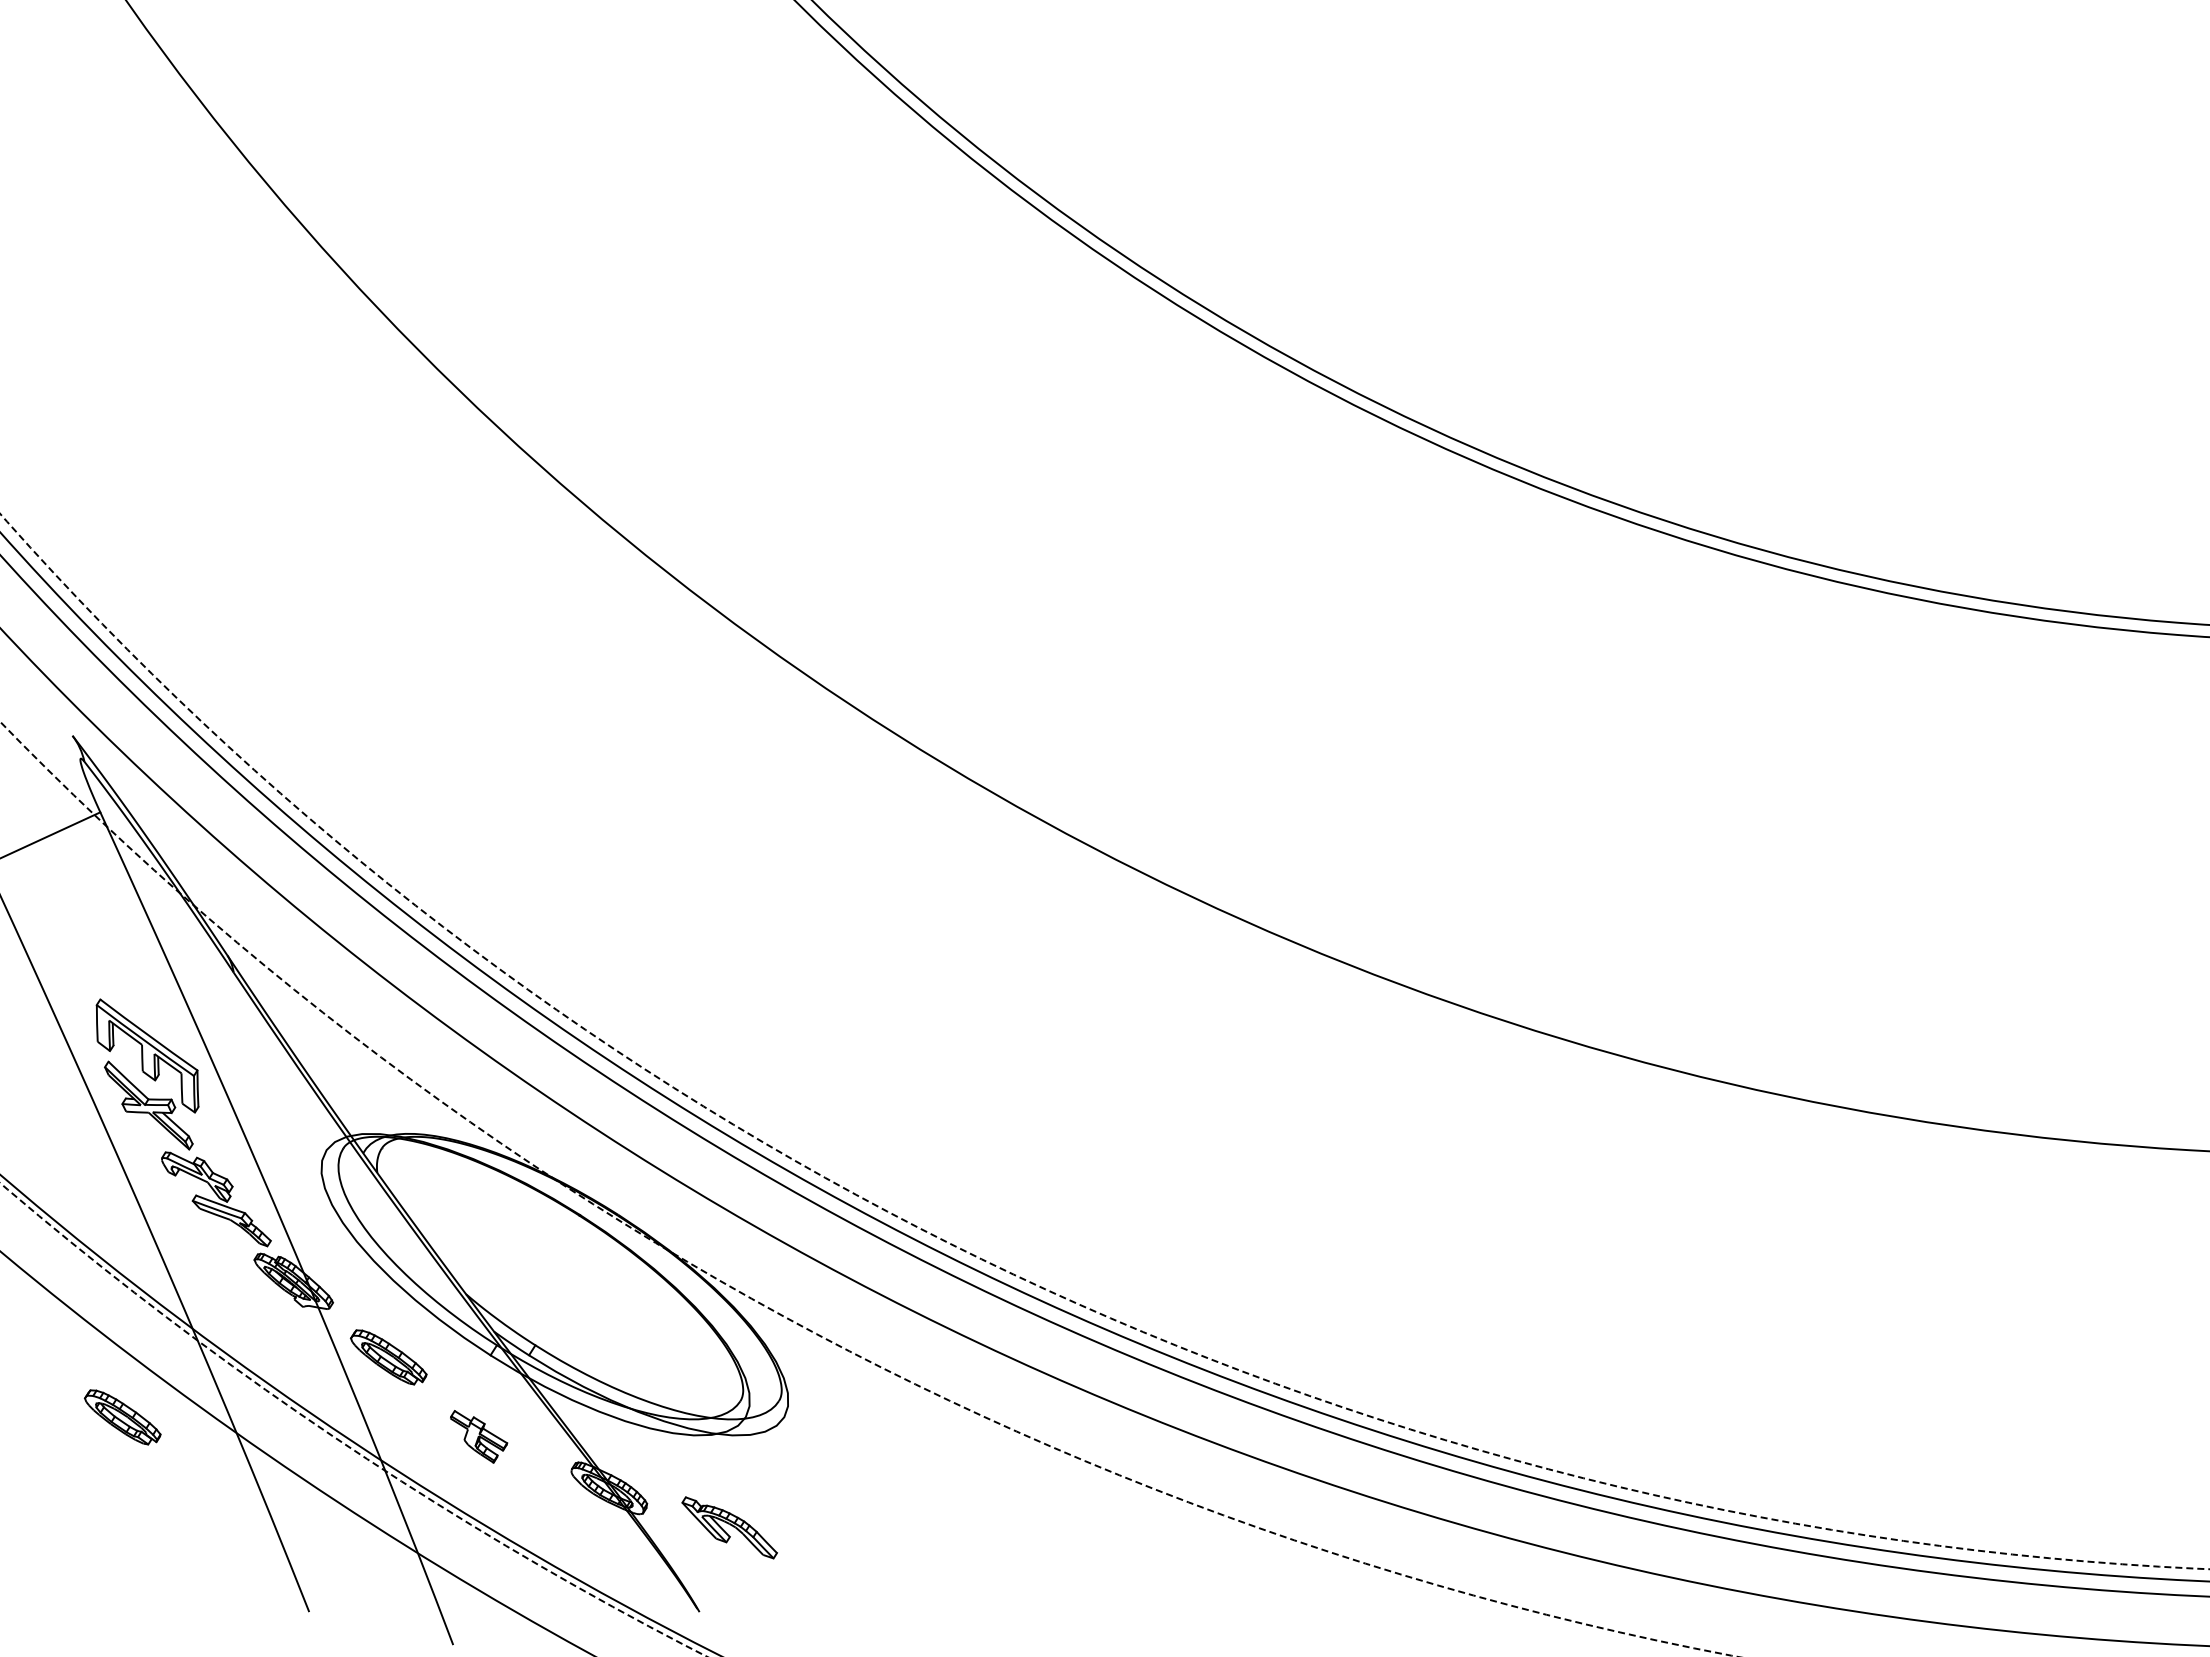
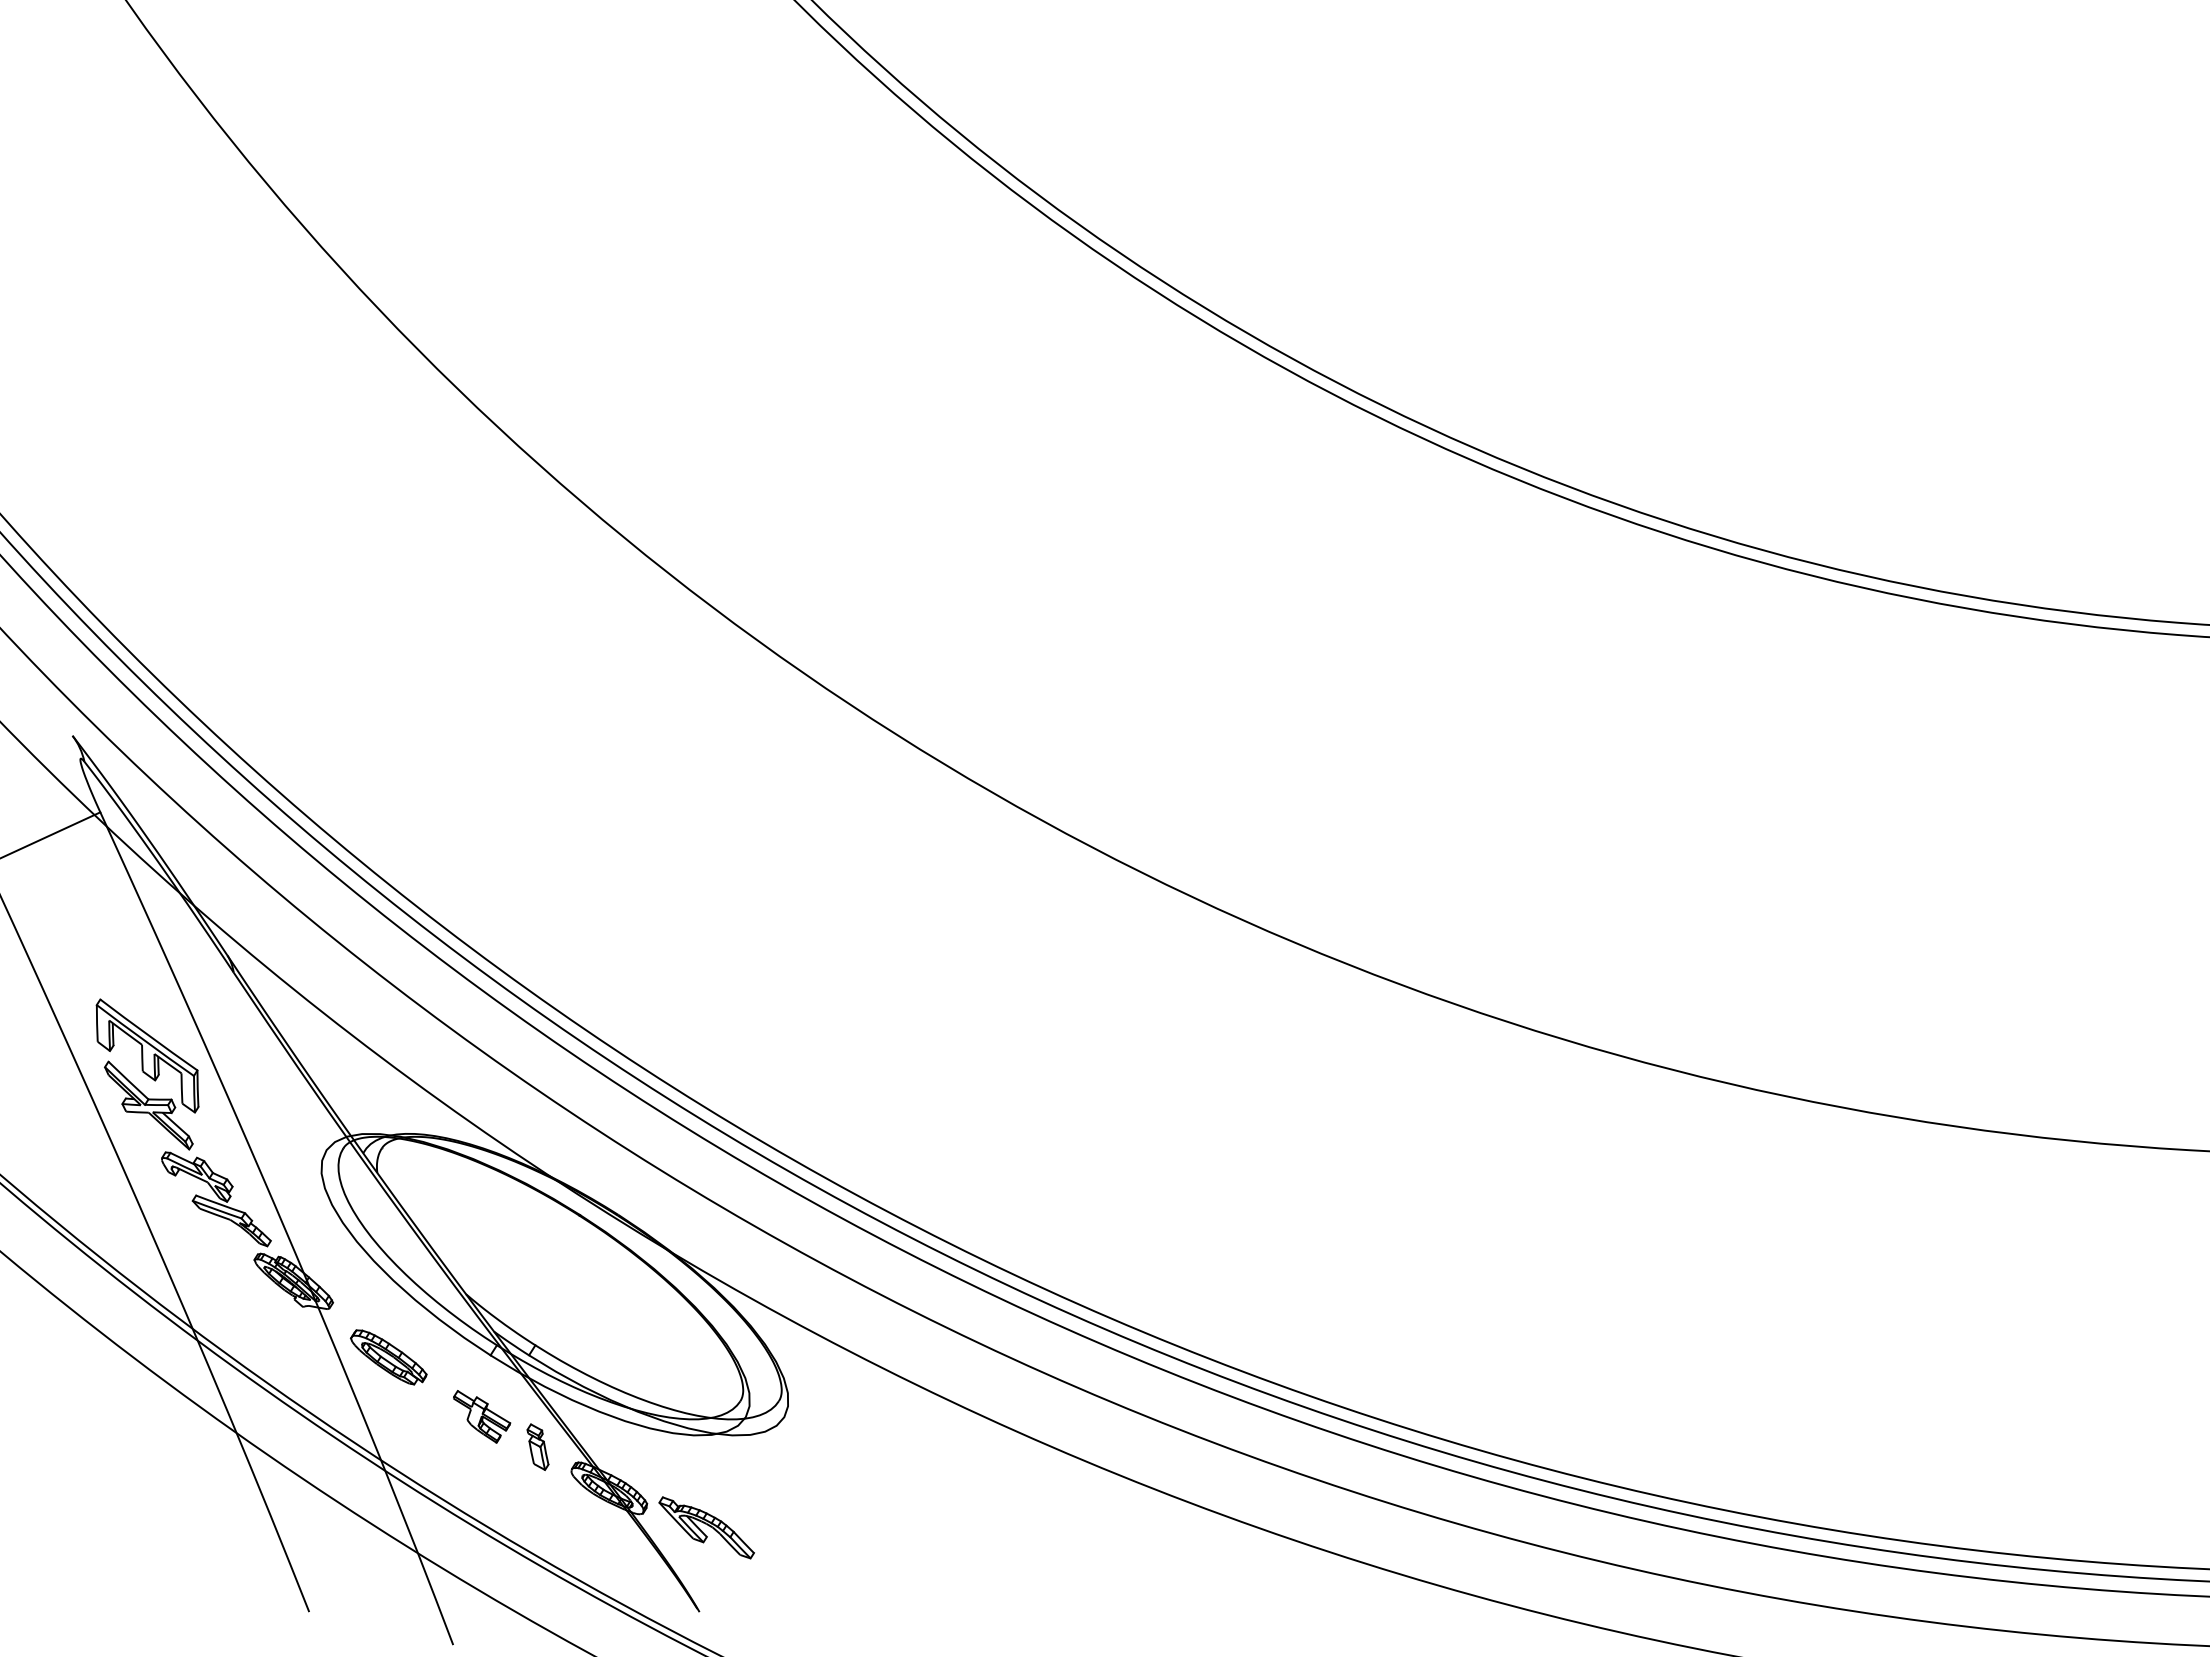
arc: dashed -> solid (990, 1263)
arc: dashed -> solid (802, 1326)
part: present -> none (122, 1417)
part position: (479, 1436) -> (482, 1416) (482, 1416)
arc: dashed -> solid (340, 1441)
part: none -> present (537, 1446)
part position: (729, 1527) -> (706, 1527) (706, 1527)
